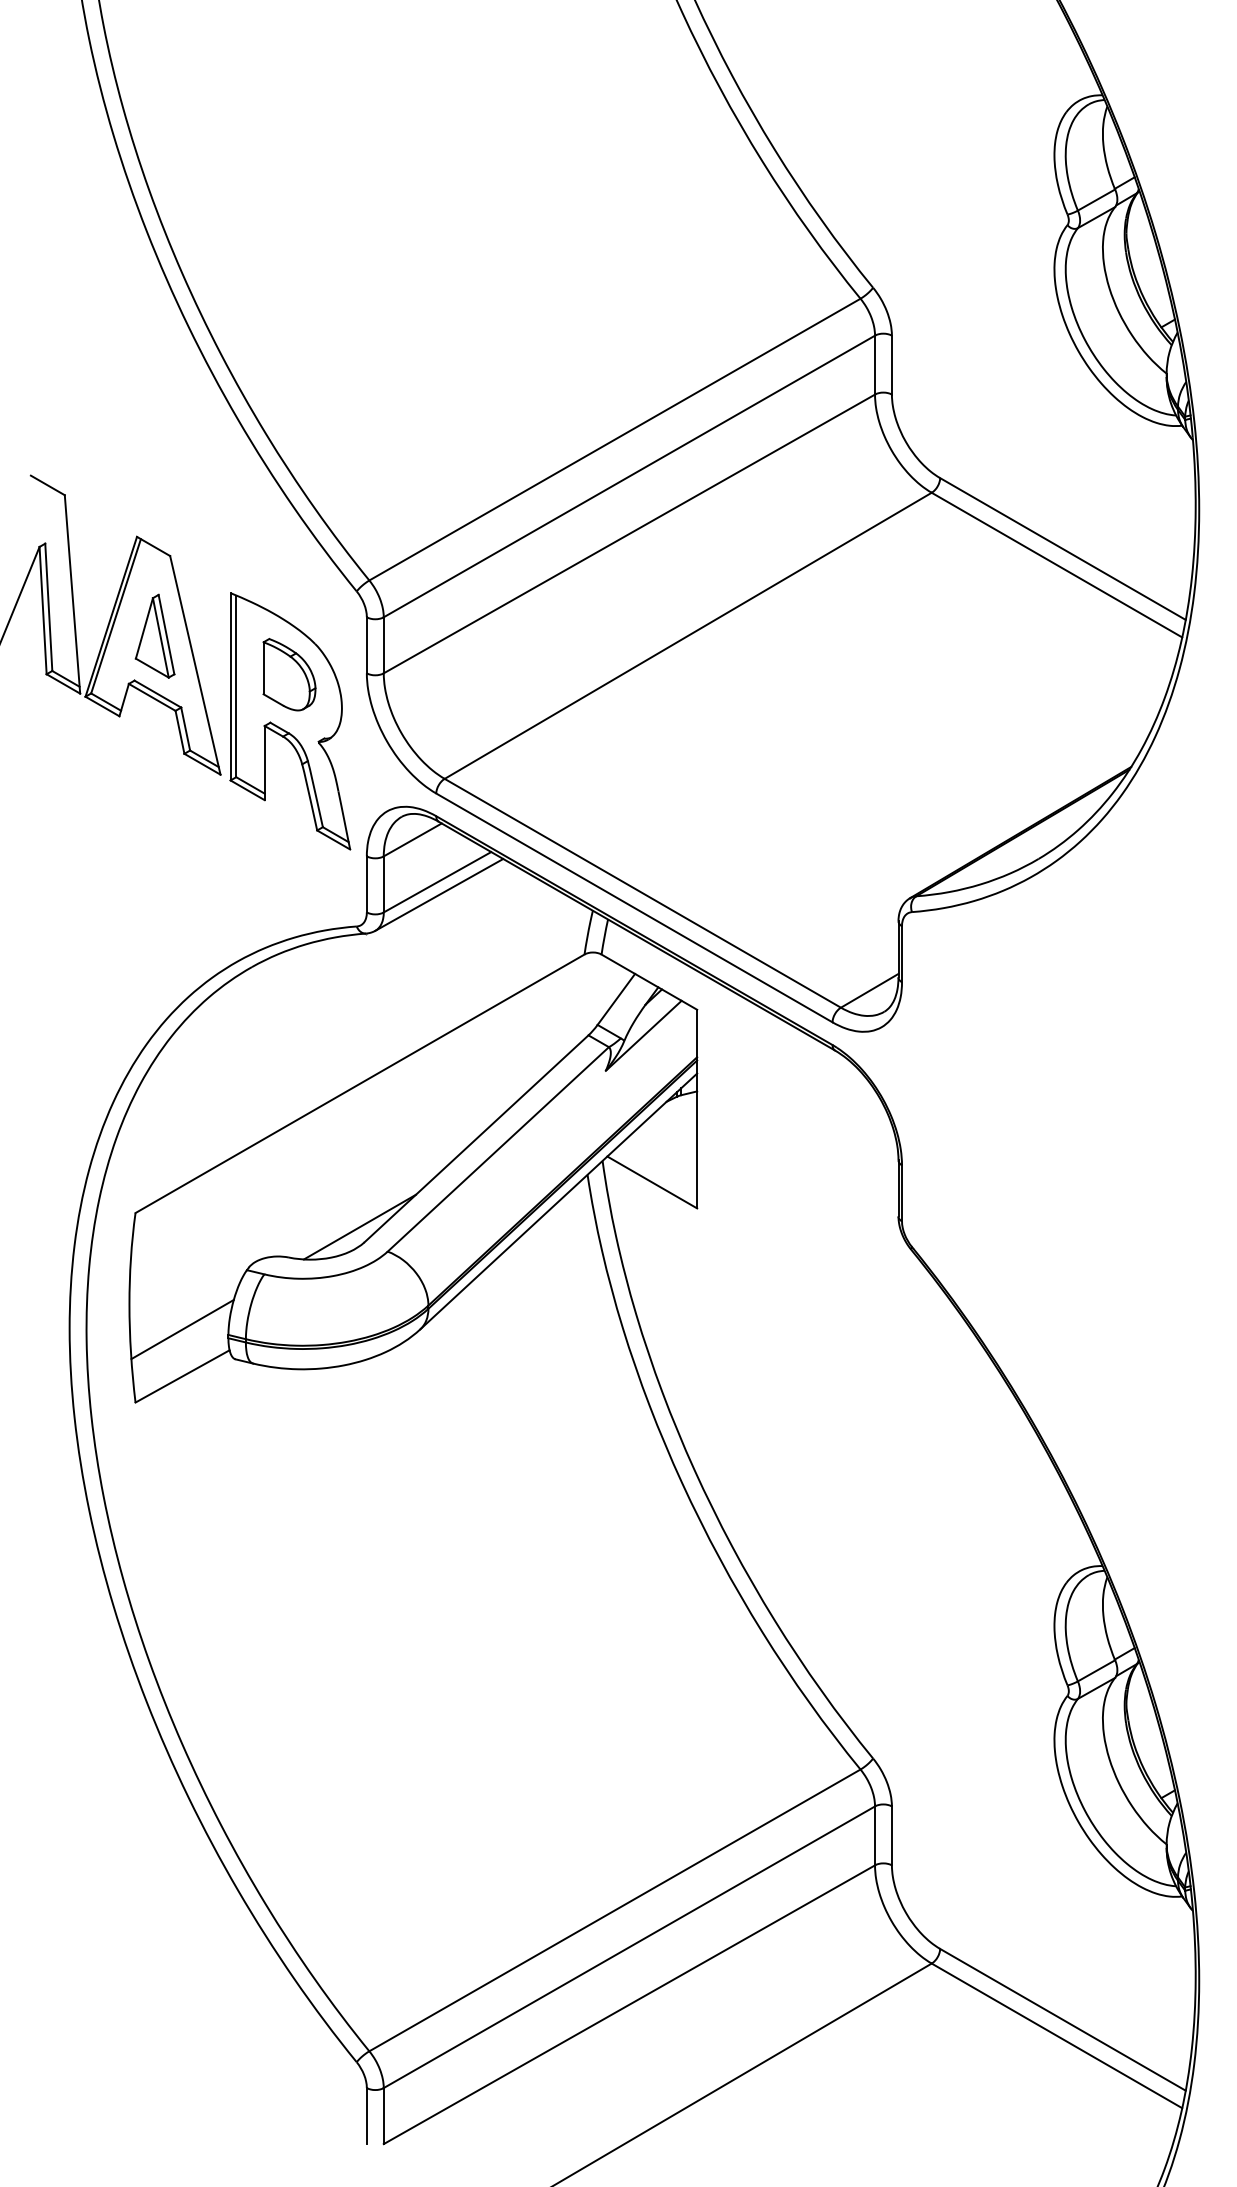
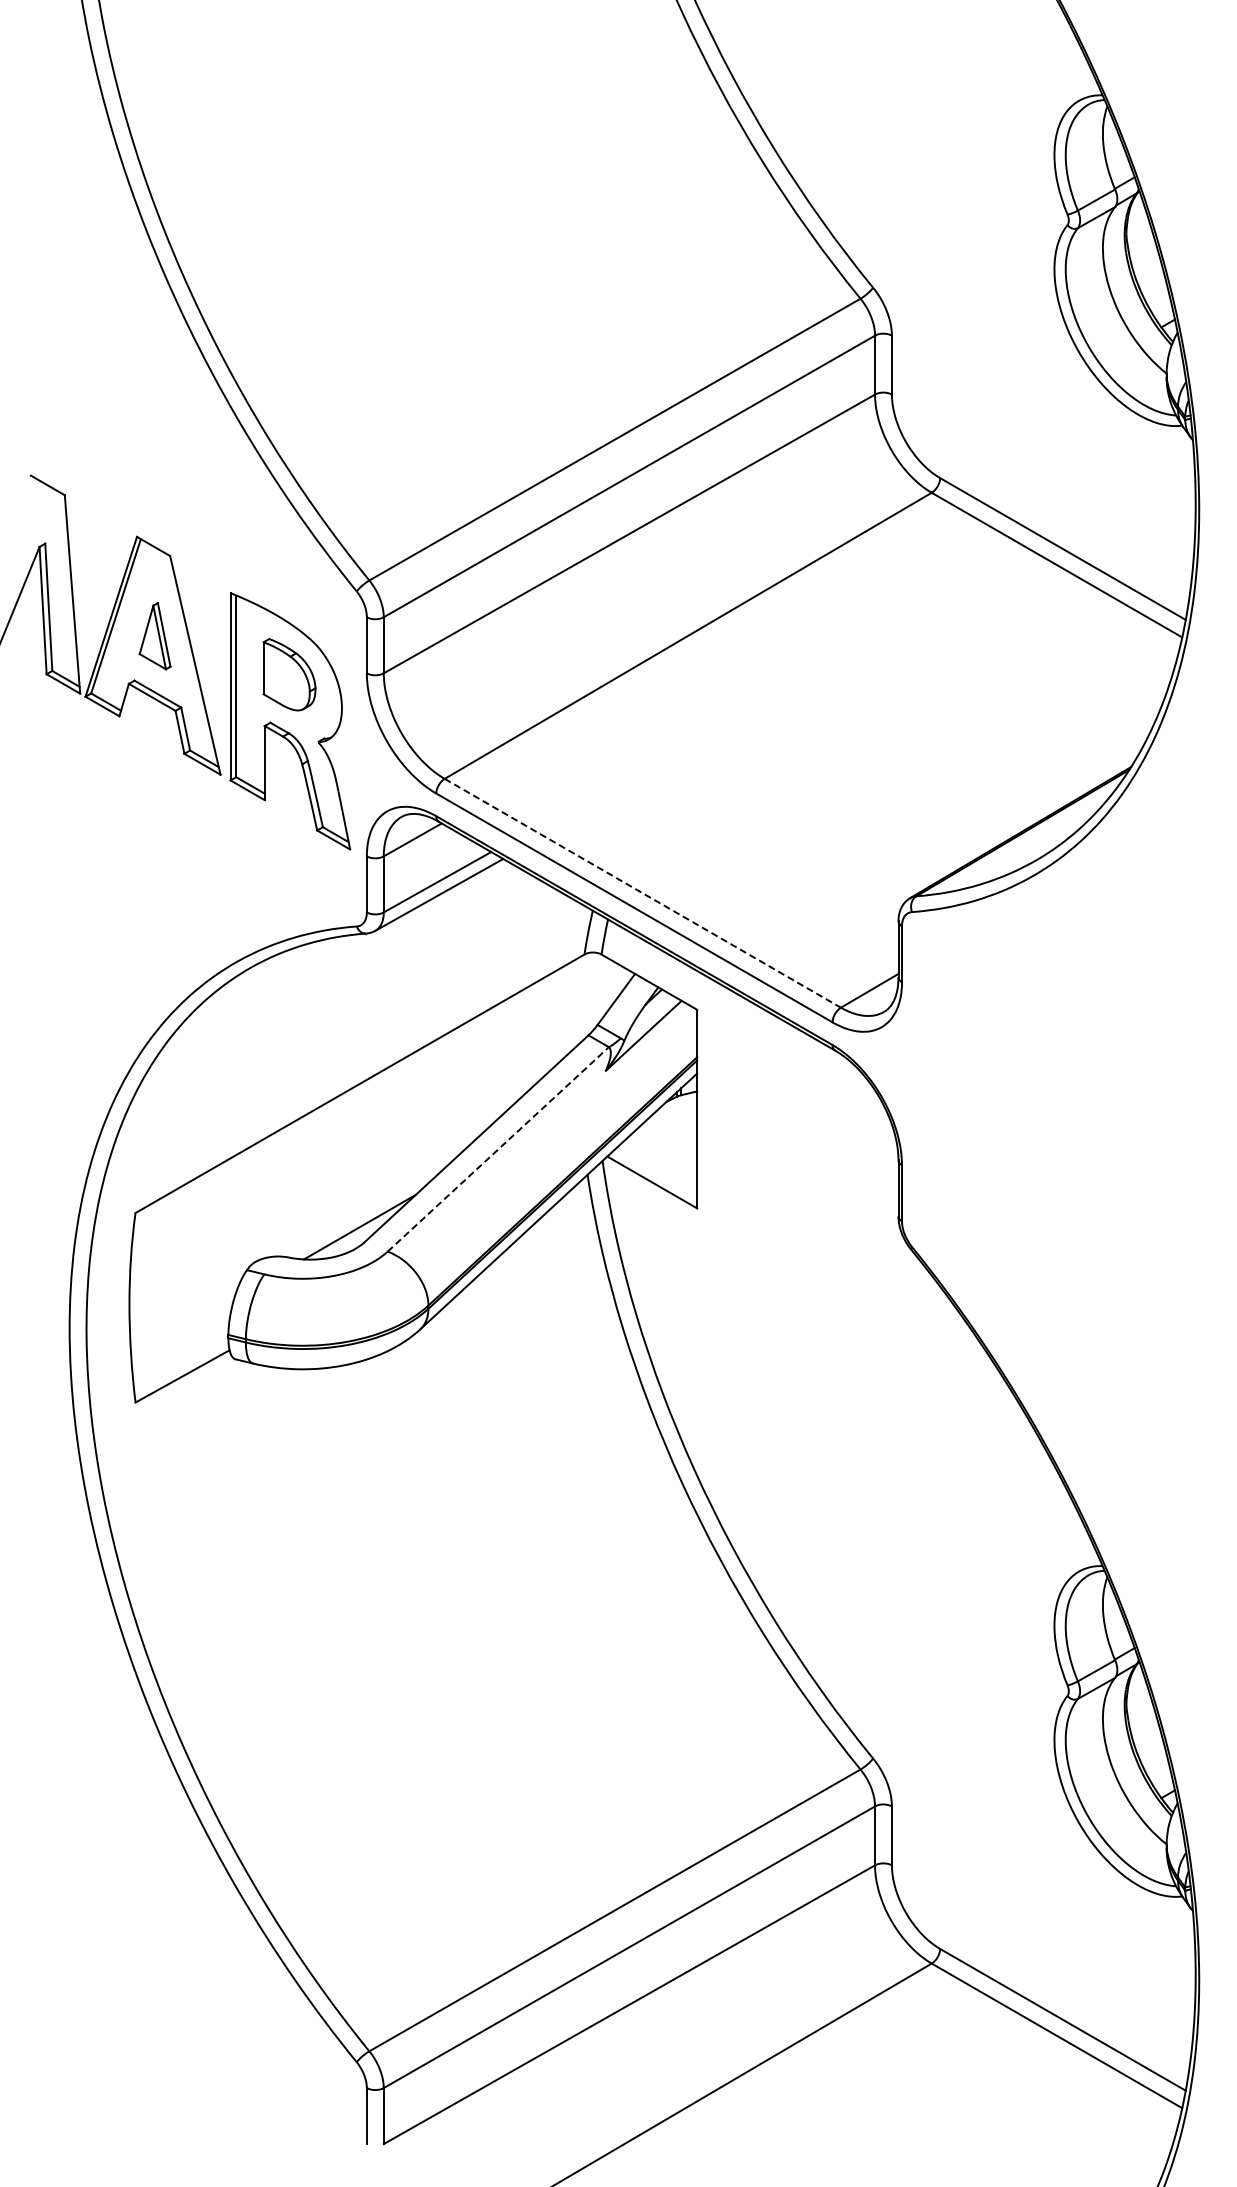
part size: 42x86 px -> 34x69 px (154, 636)
line: solid -> dashed (642, 893)
line: solid -> dashed (498, 1149)
line: present -> none (182, 1329)
